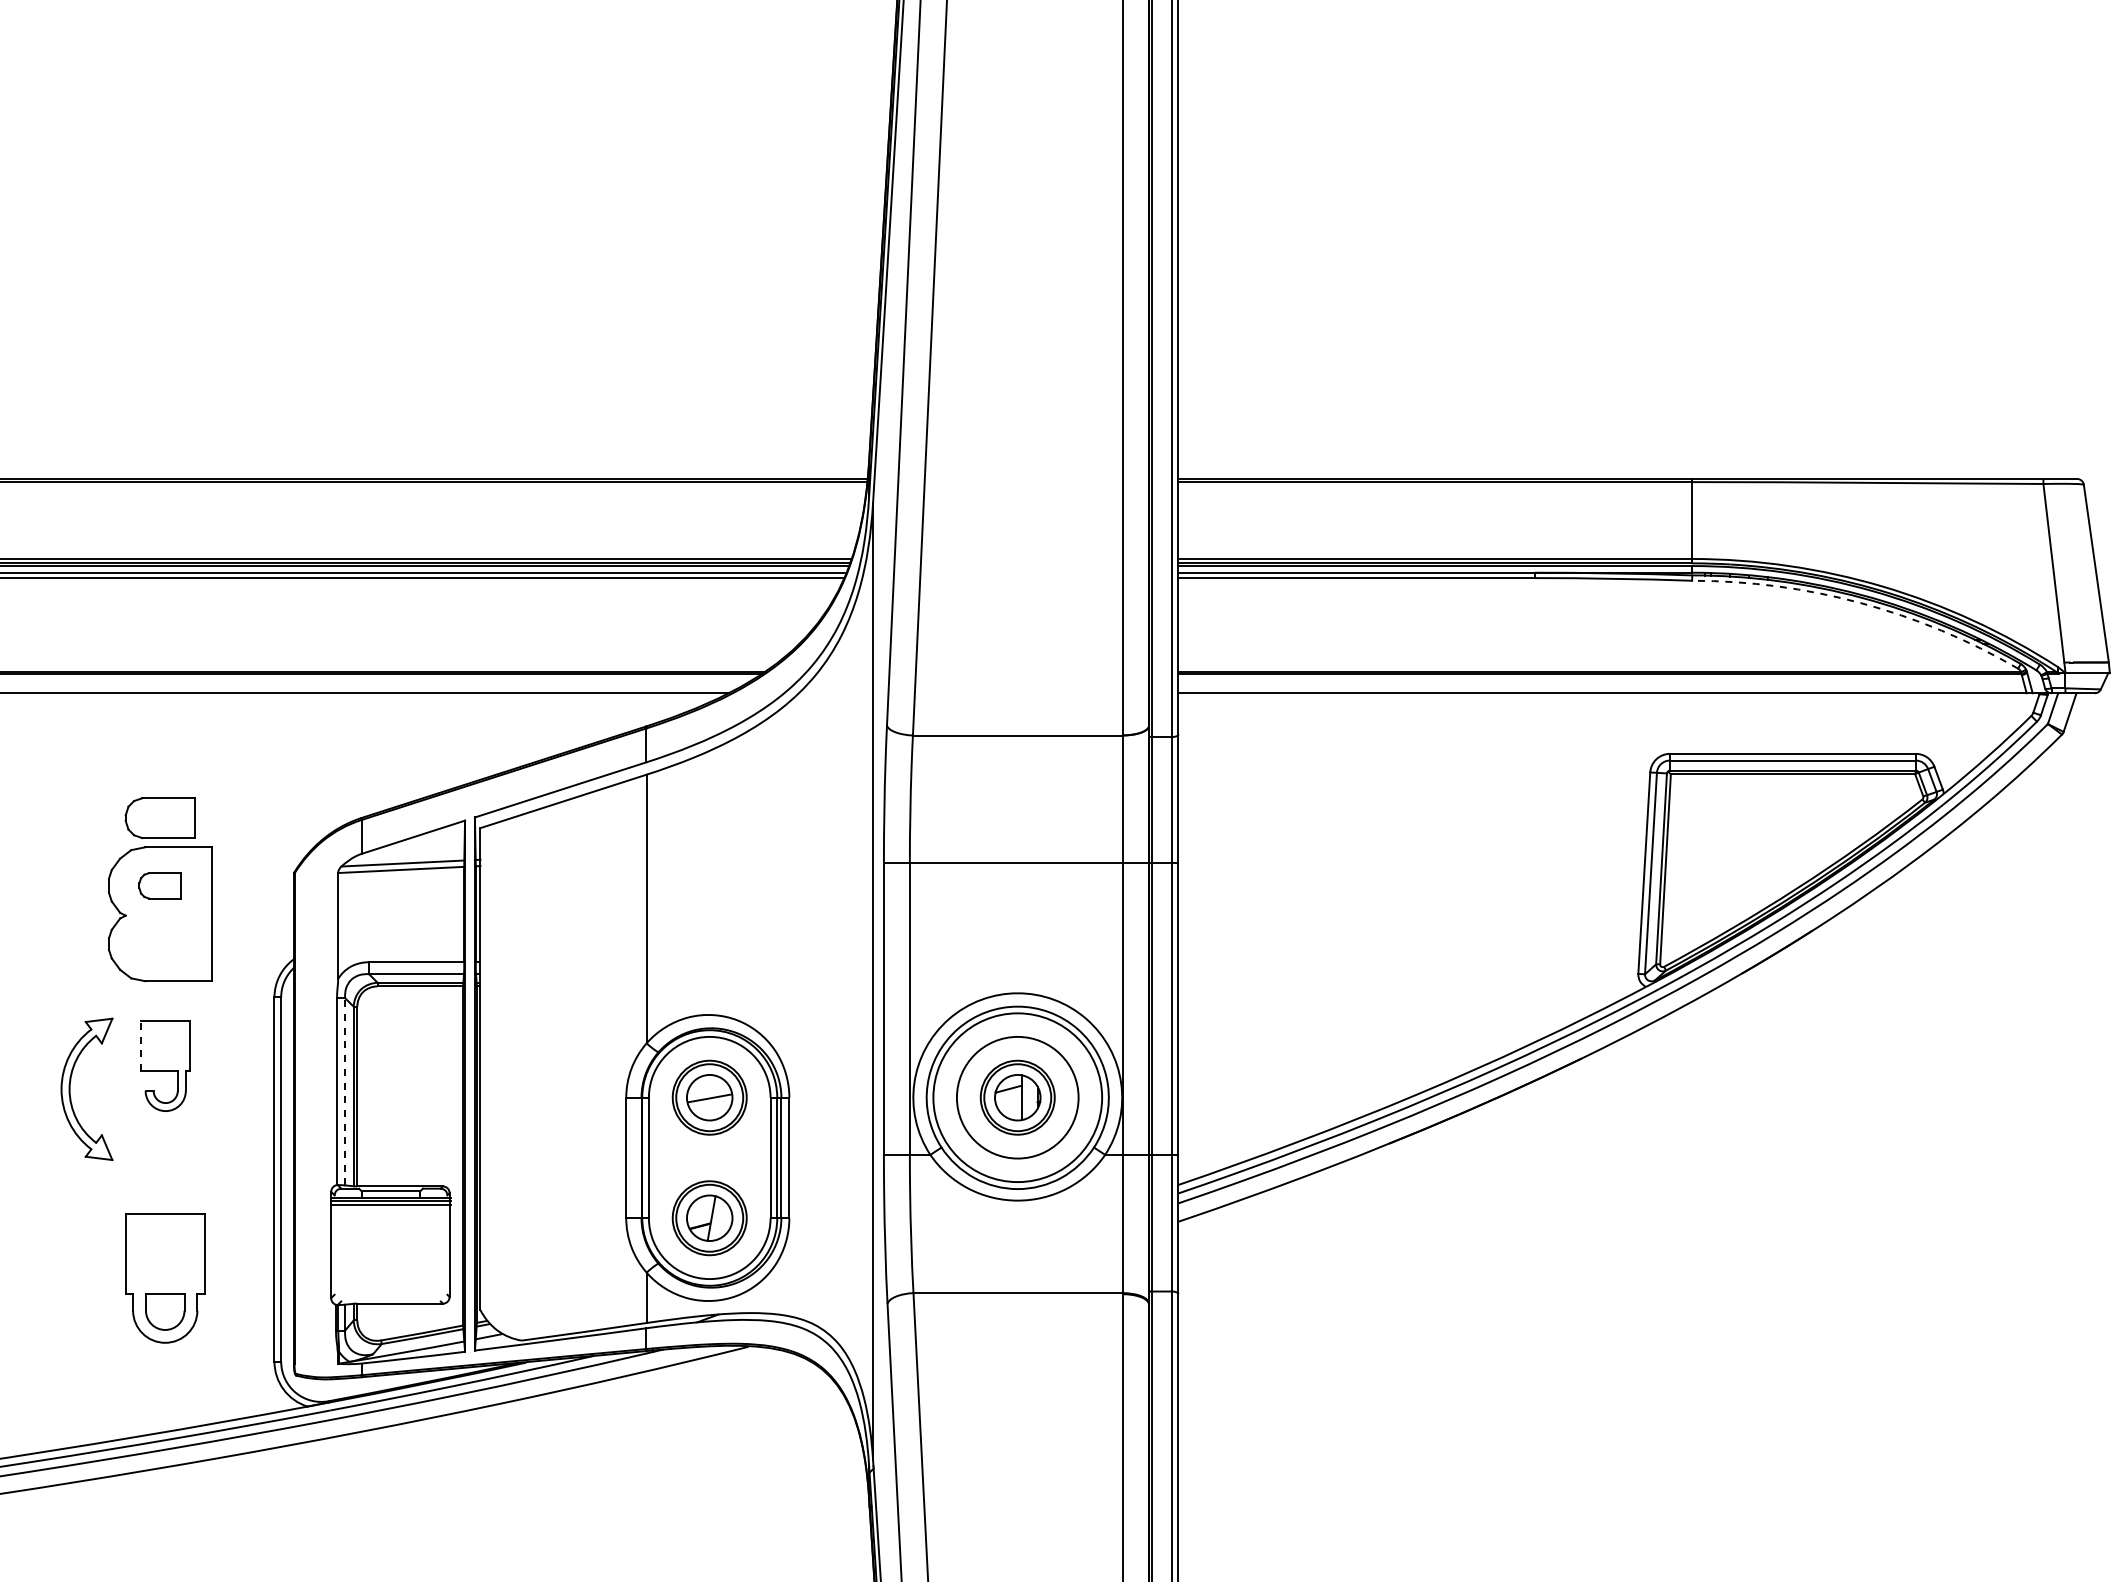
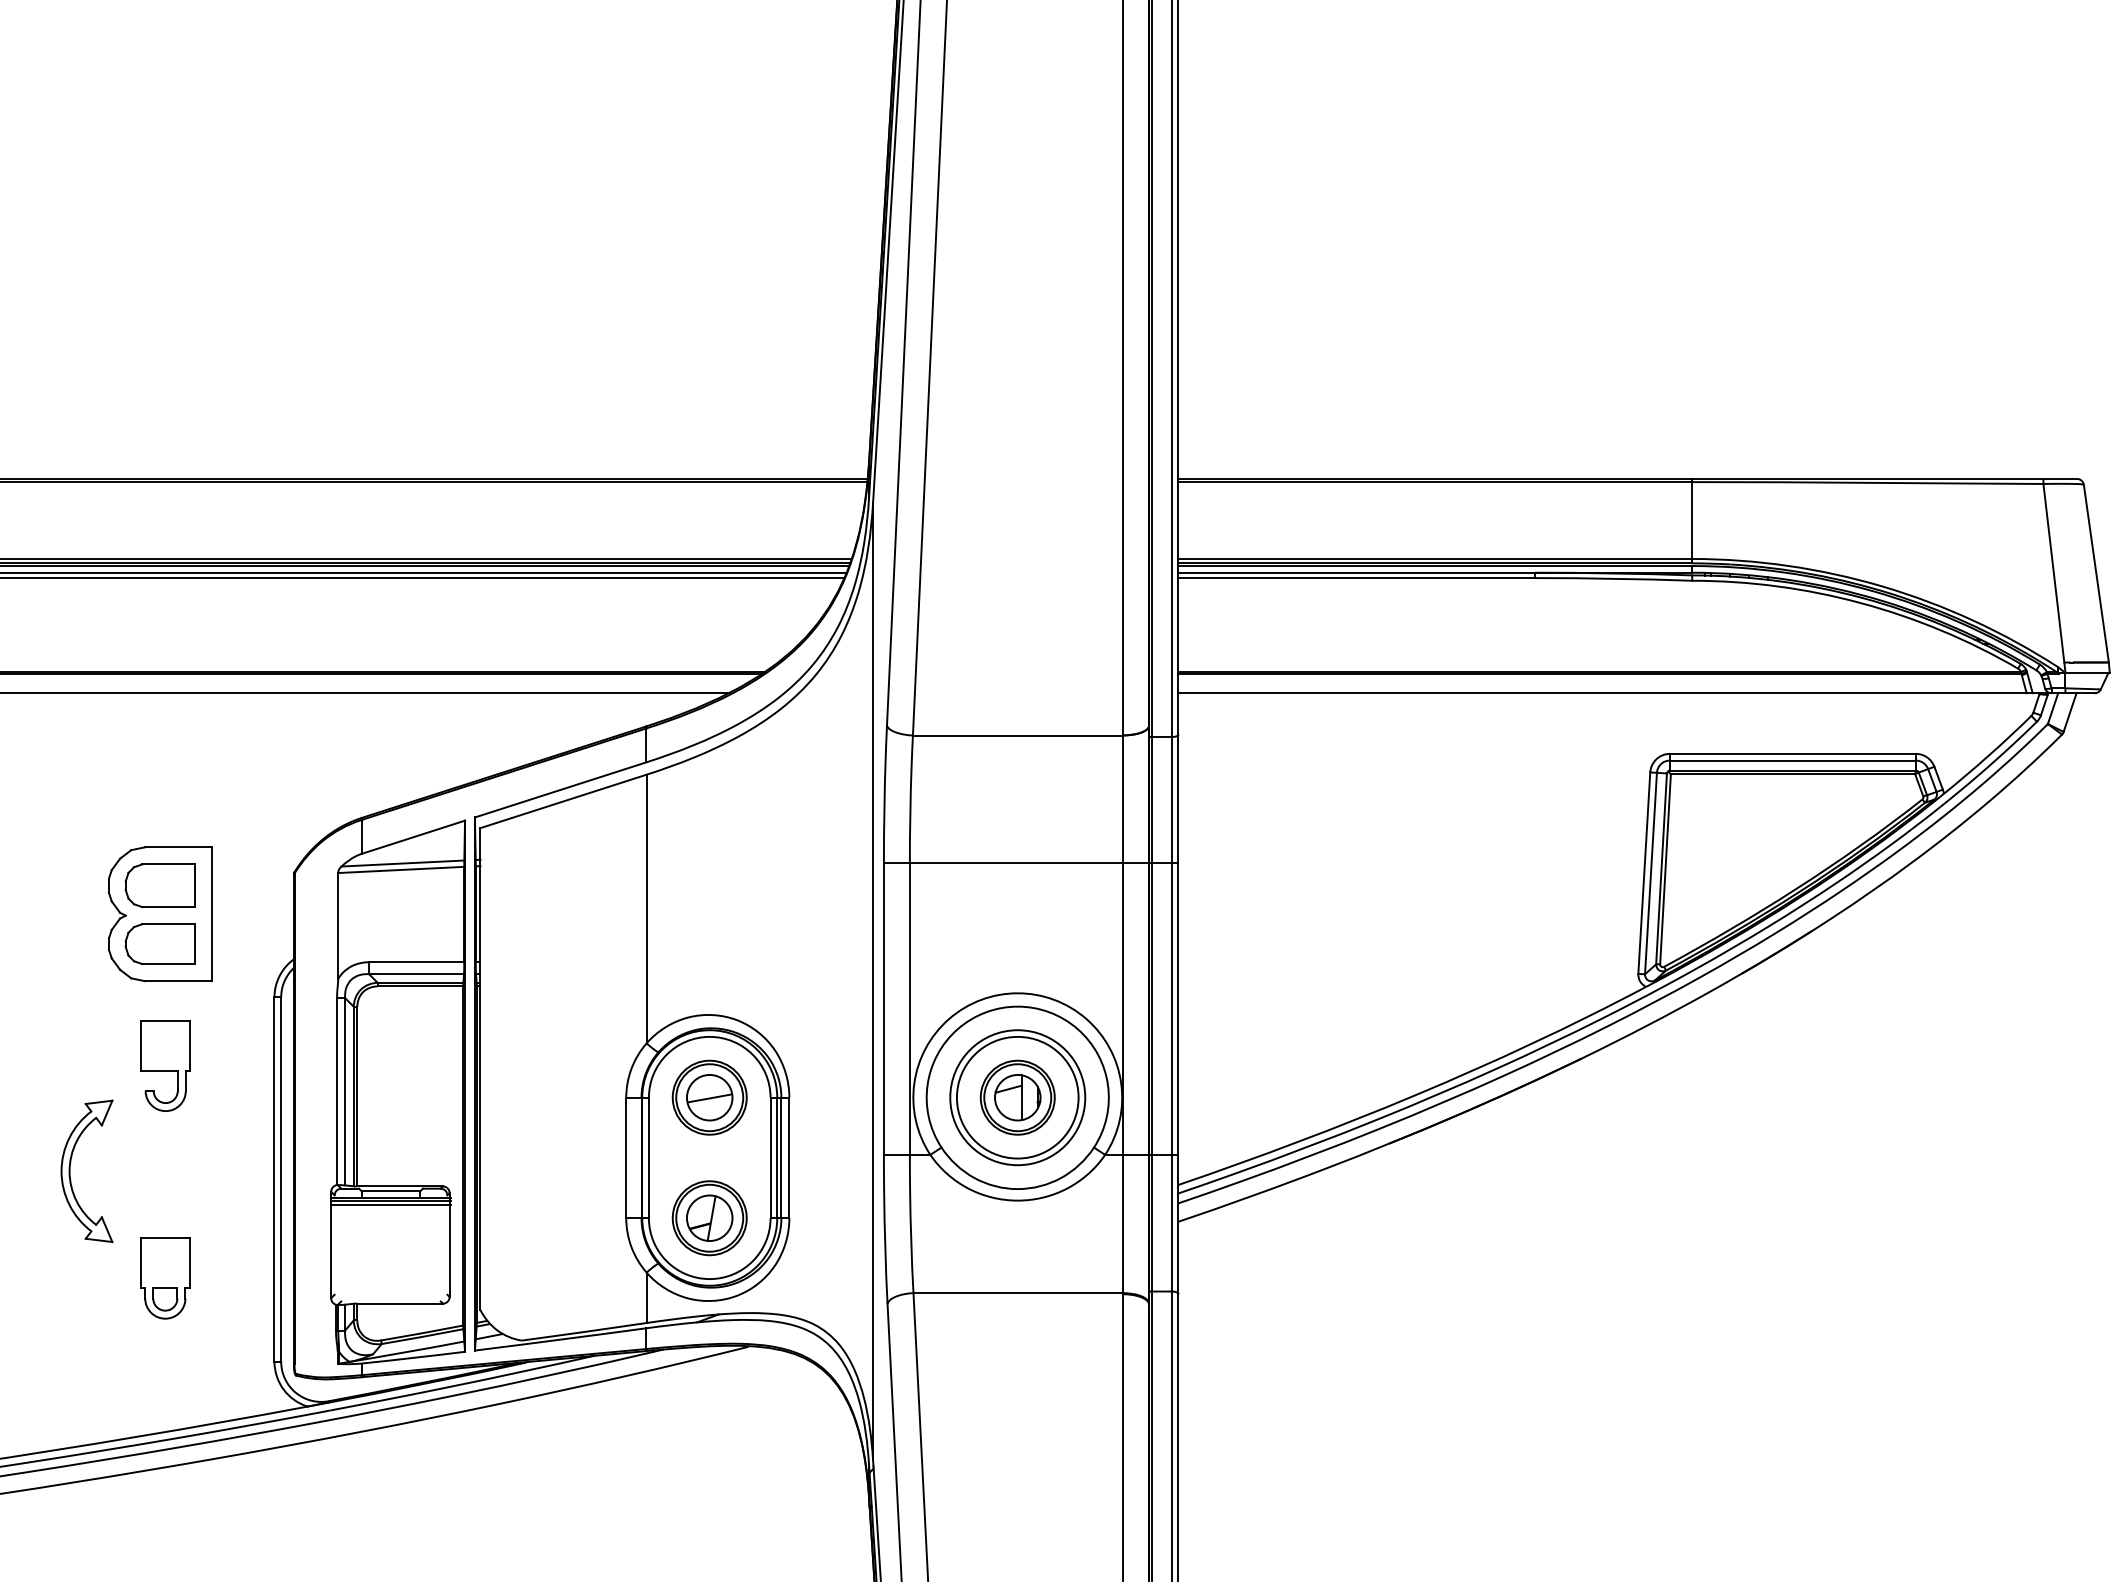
arc: dashed -> solid (1860, 603)
part position: (159, 818) -> (159, 944) (159, 944)
part size: 44x28 px -> 72x46 px (159, 885)
line: dashed -> solid (140, 1046)
part position: (70, 1088) -> (70, 1170) (70, 1170)
line: dashed -> solid (345, 1091)
circle diameter: 169 px -> 135 px (1017, 1097)
part size: 81x131 px -> 51x83 px (165, 1278)
